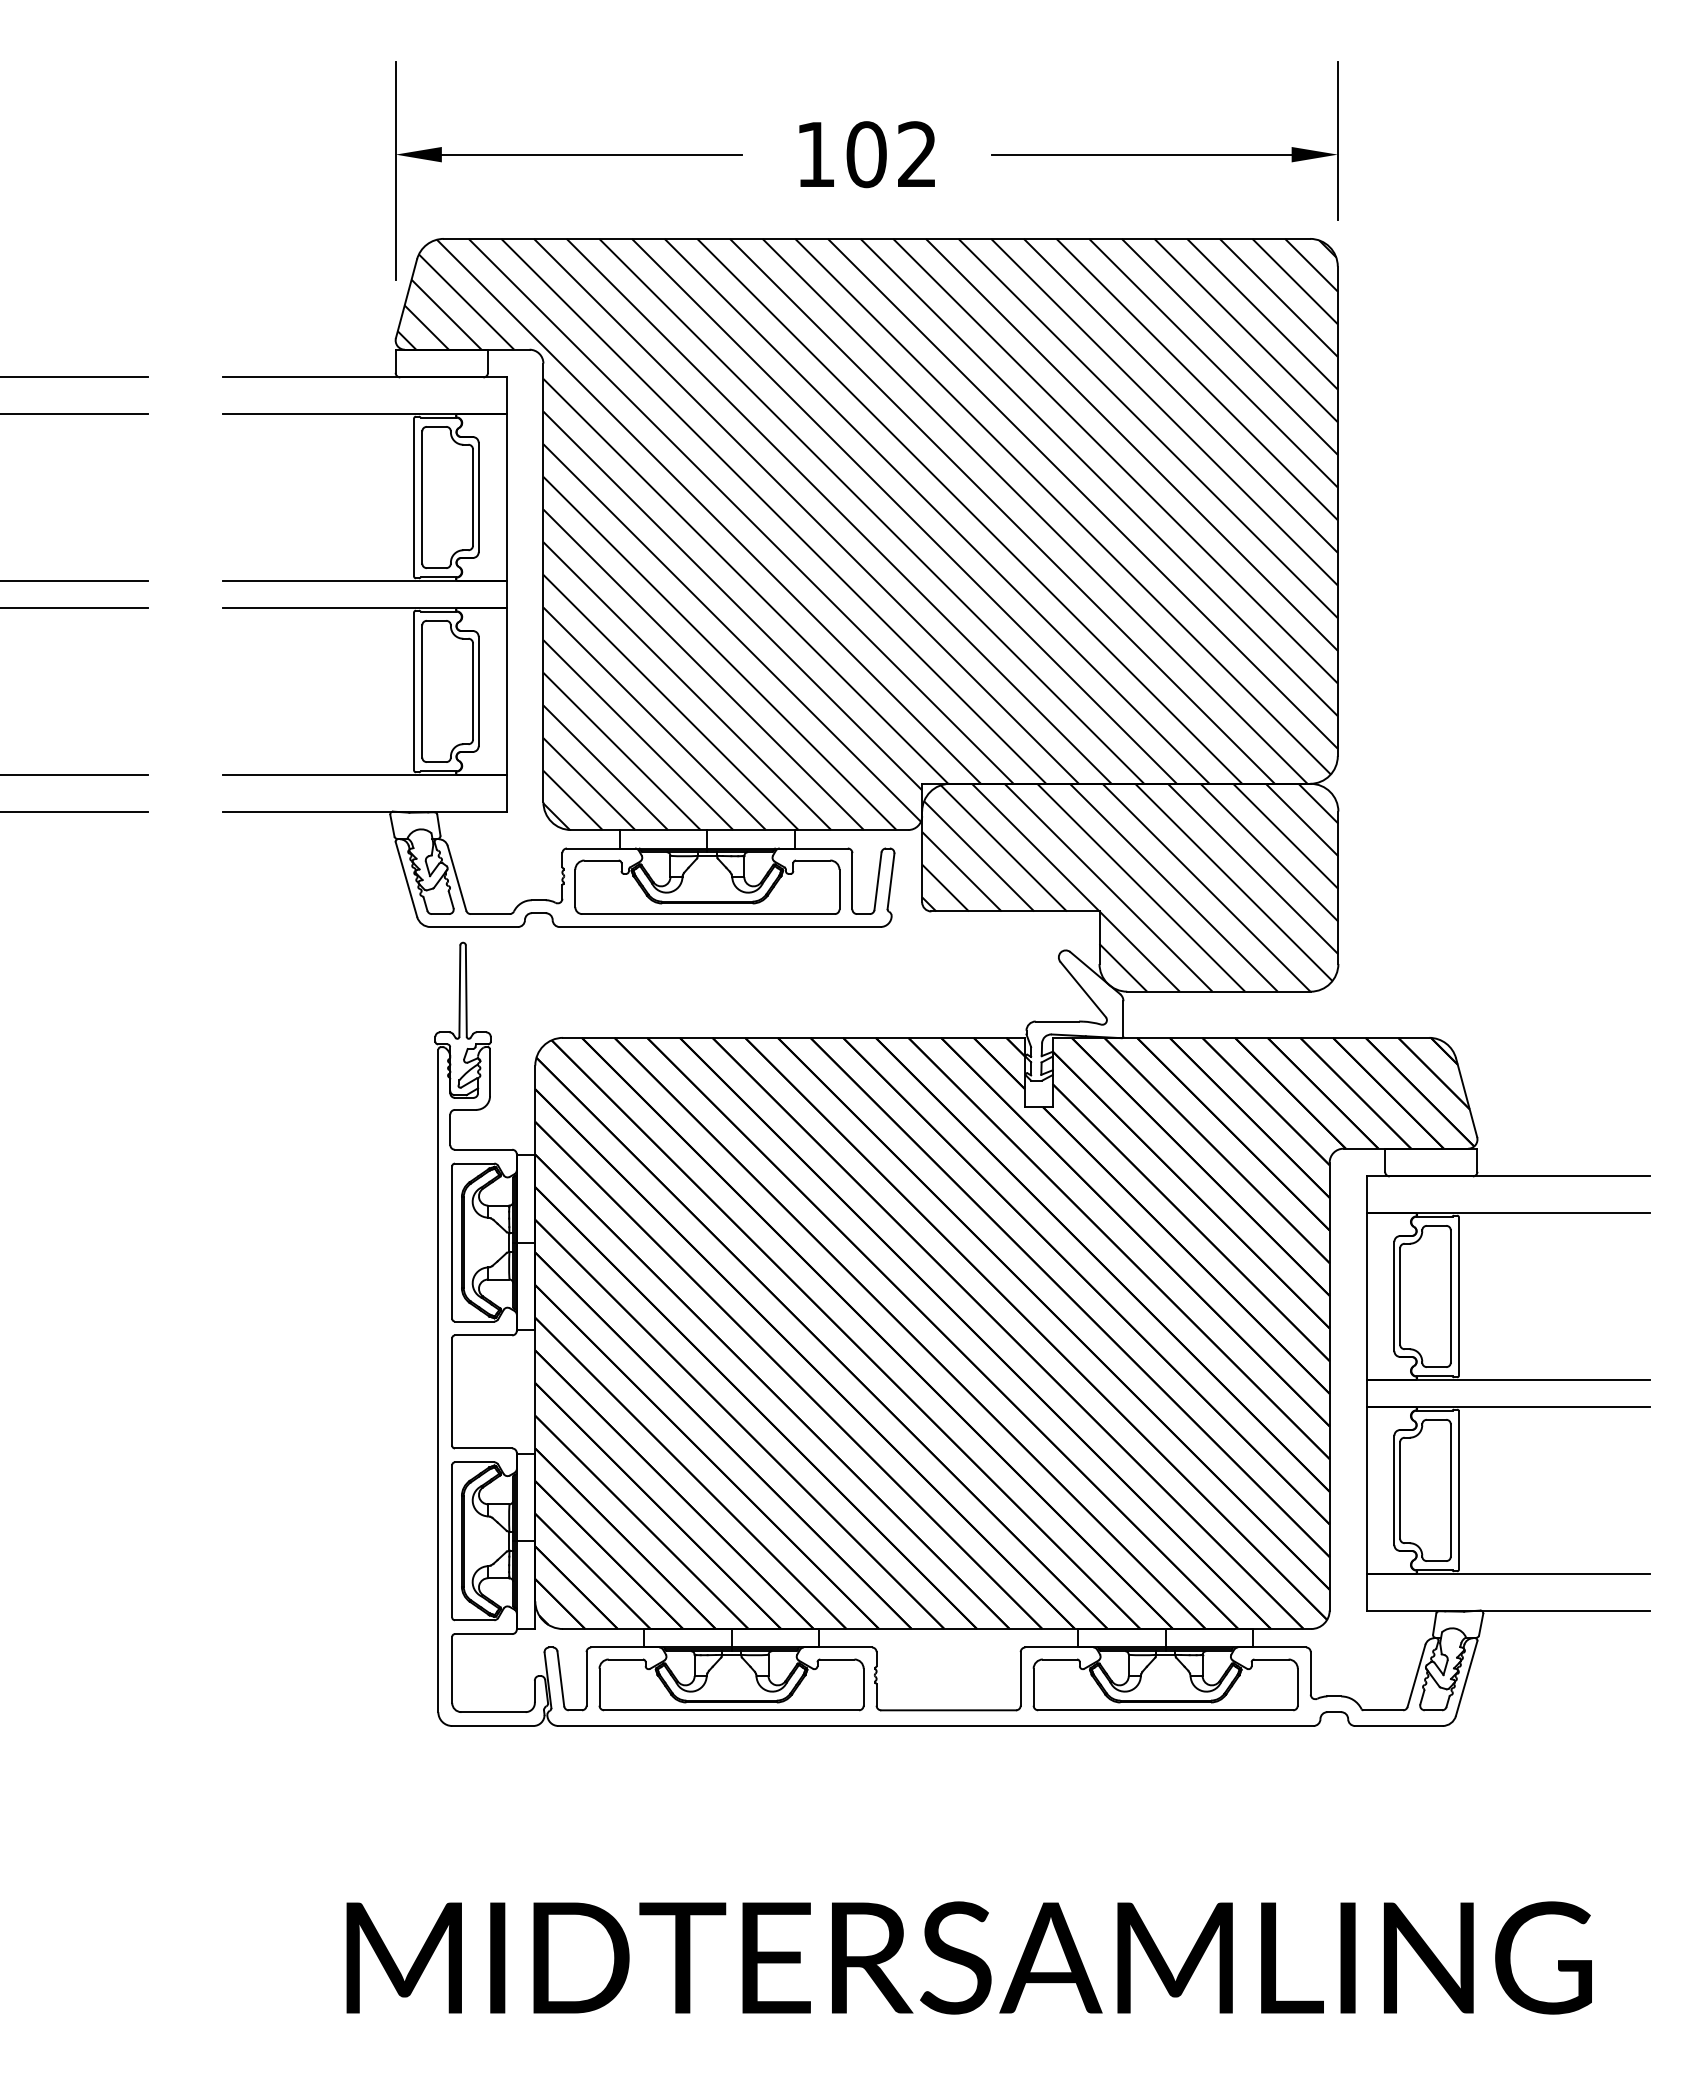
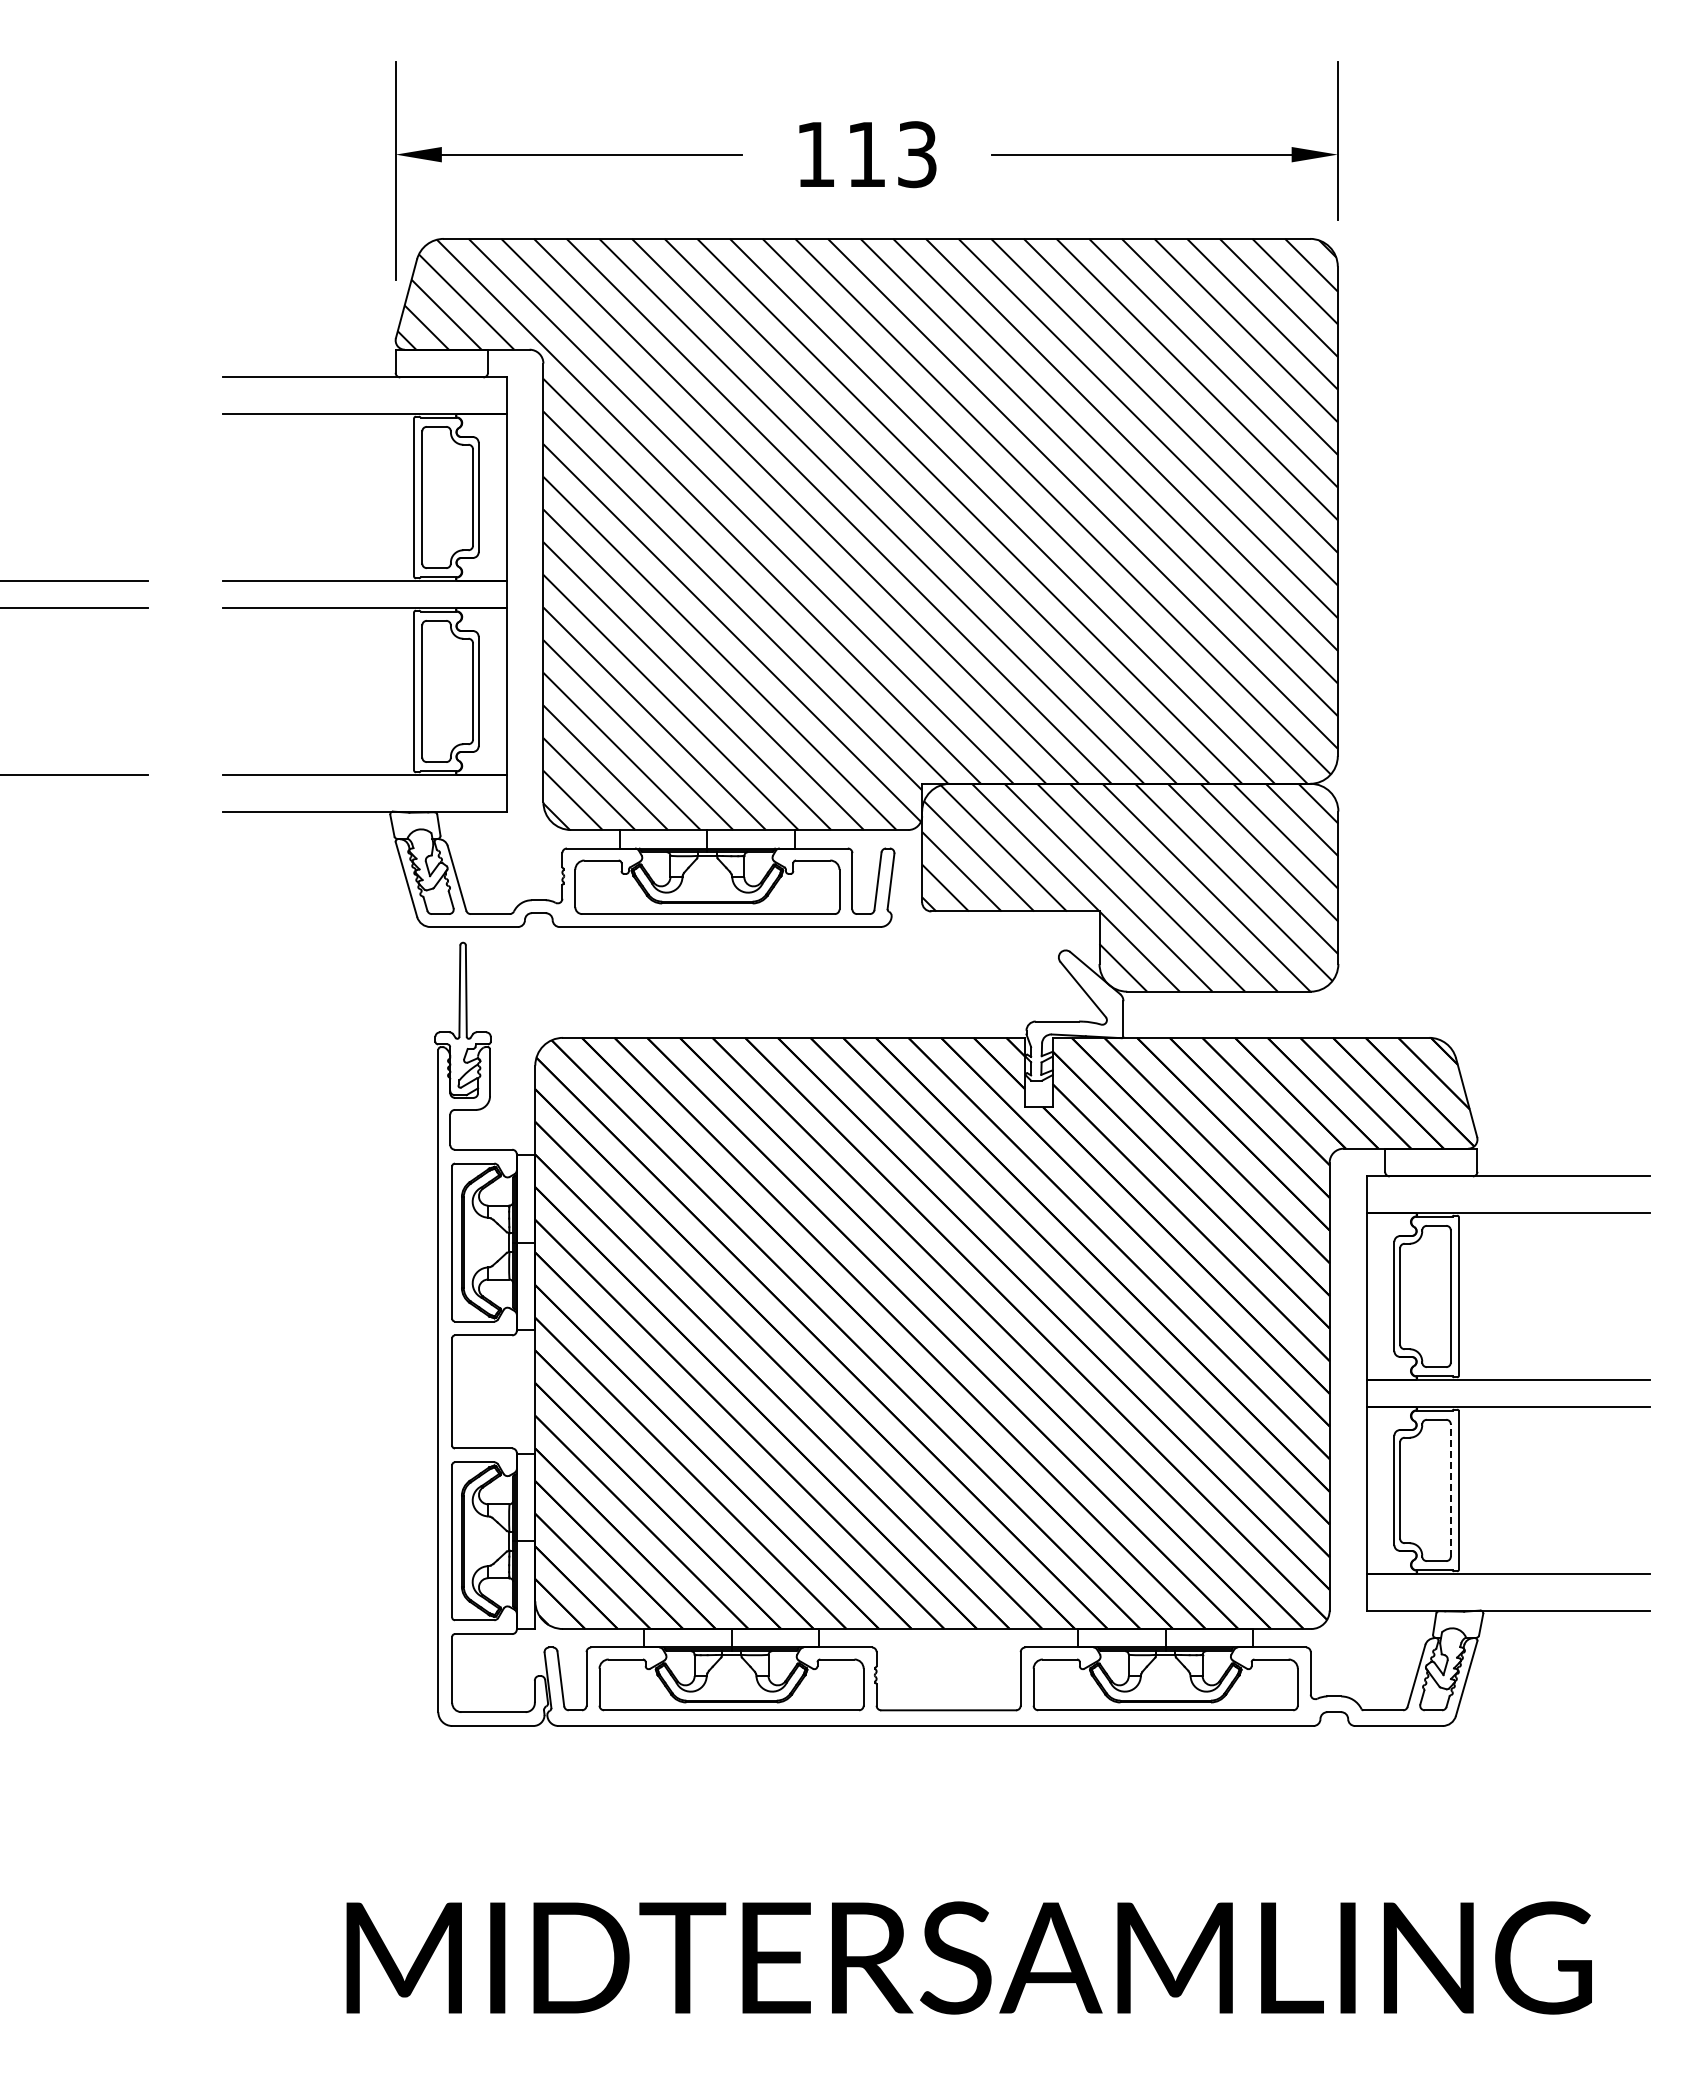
text: 102 -> 113 (891, 154)
line: present -> none (74, 377)
line: present -> none (74, 414)
line: present -> none (74, 811)
line: solid -> dashed (1450, 1489)
